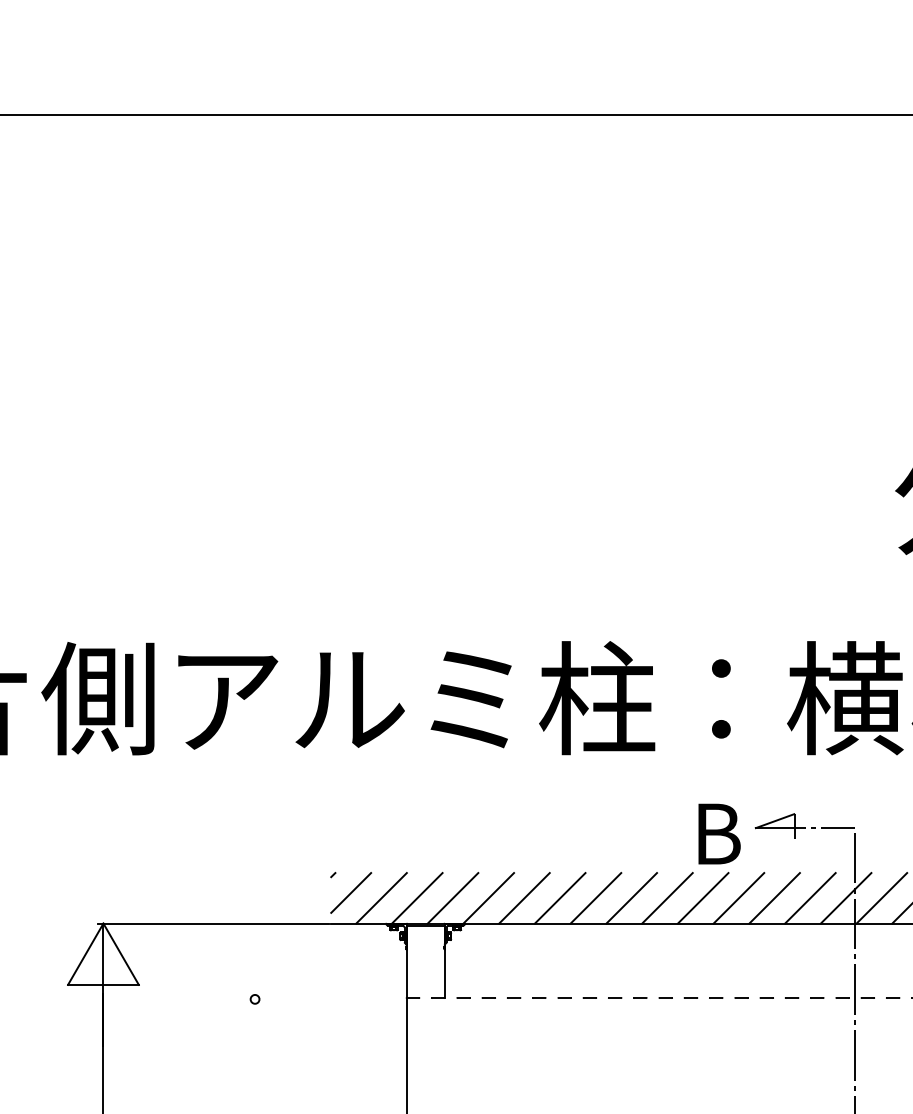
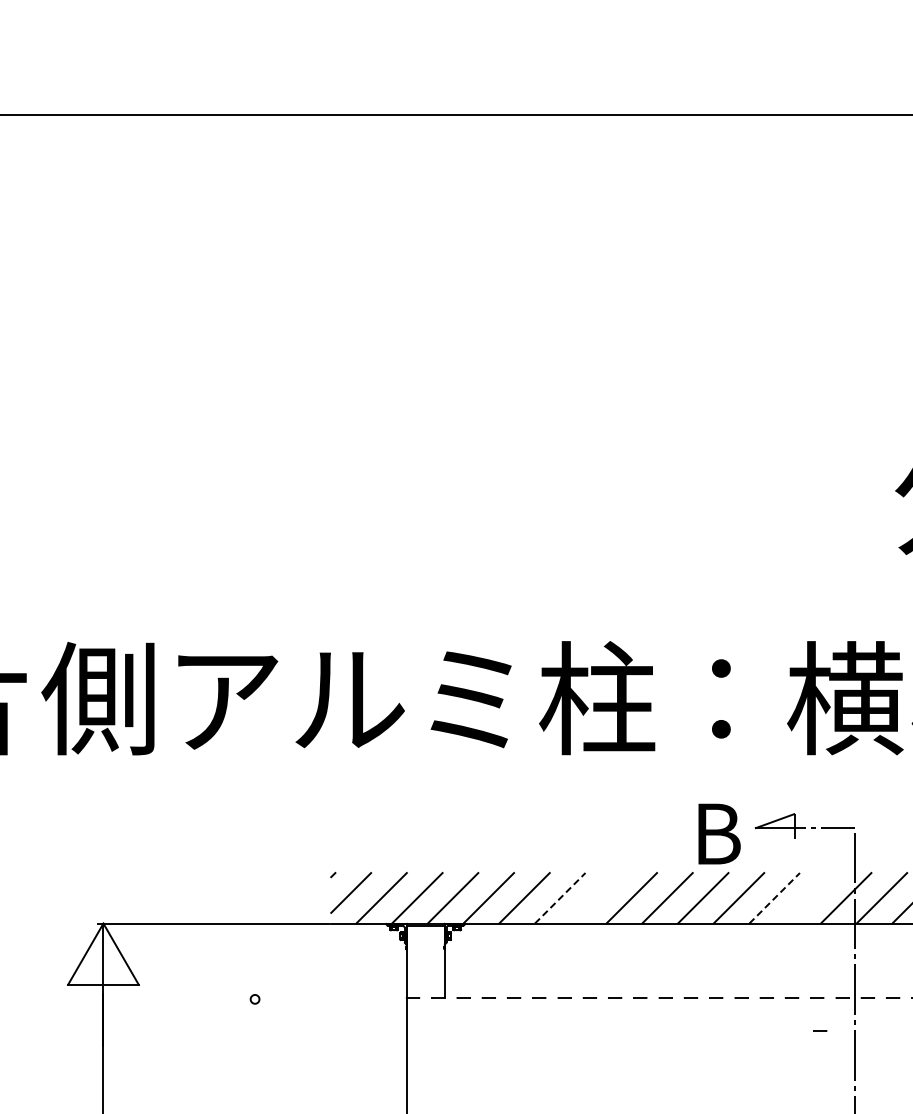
line: solid -> dashed (560, 898)
line: present -> none (595, 898)
line: solid -> dashed (774, 898)
line: present -> none (810, 898)
line: none -> present (820, 1030)
